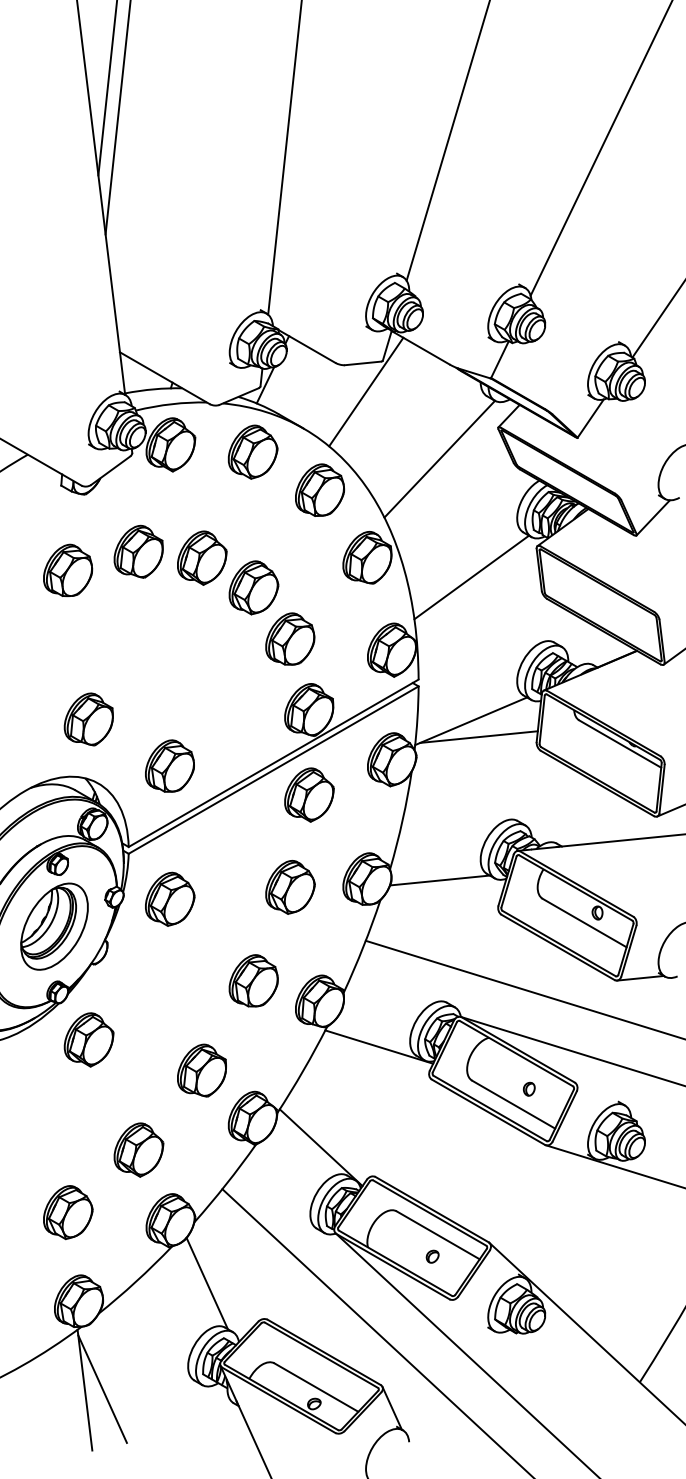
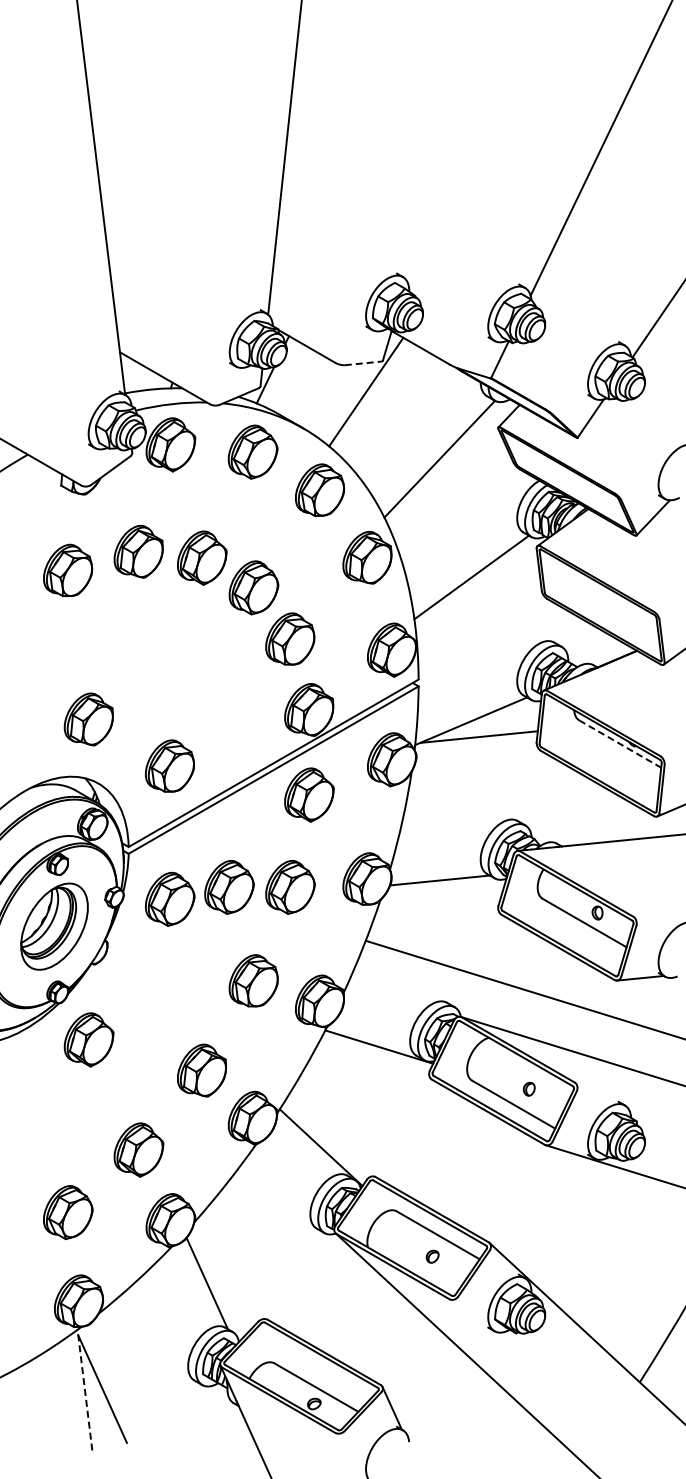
line: present -> none (107, 88)
line: present -> none (117, 118)
line: present -> none (447, 141)
line: solid -> dashed (363, 363)
line: solid -> dashed (620, 744)
part: none -> present (229, 887)
line: present -> none (376, 1332)
line: solid -> dashed (84, 1390)
